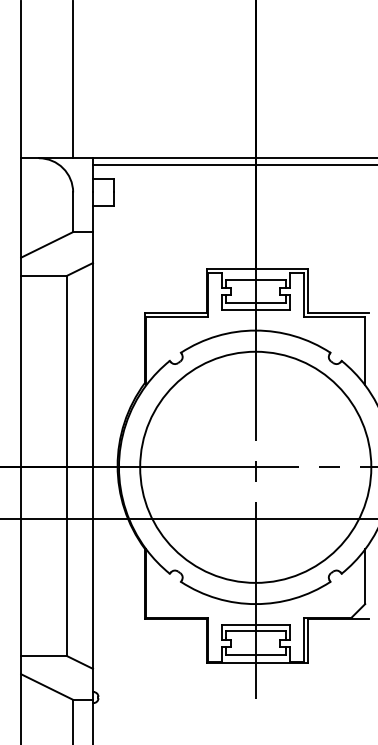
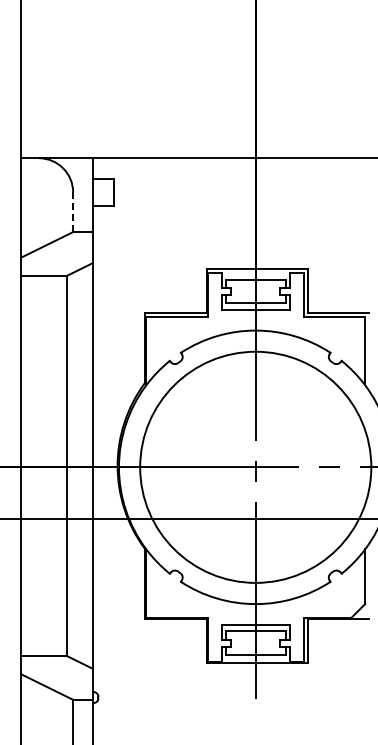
line: present -> none (73, 80)
line: present -> none (233, 165)
line: solid -> dashed (73, 212)
